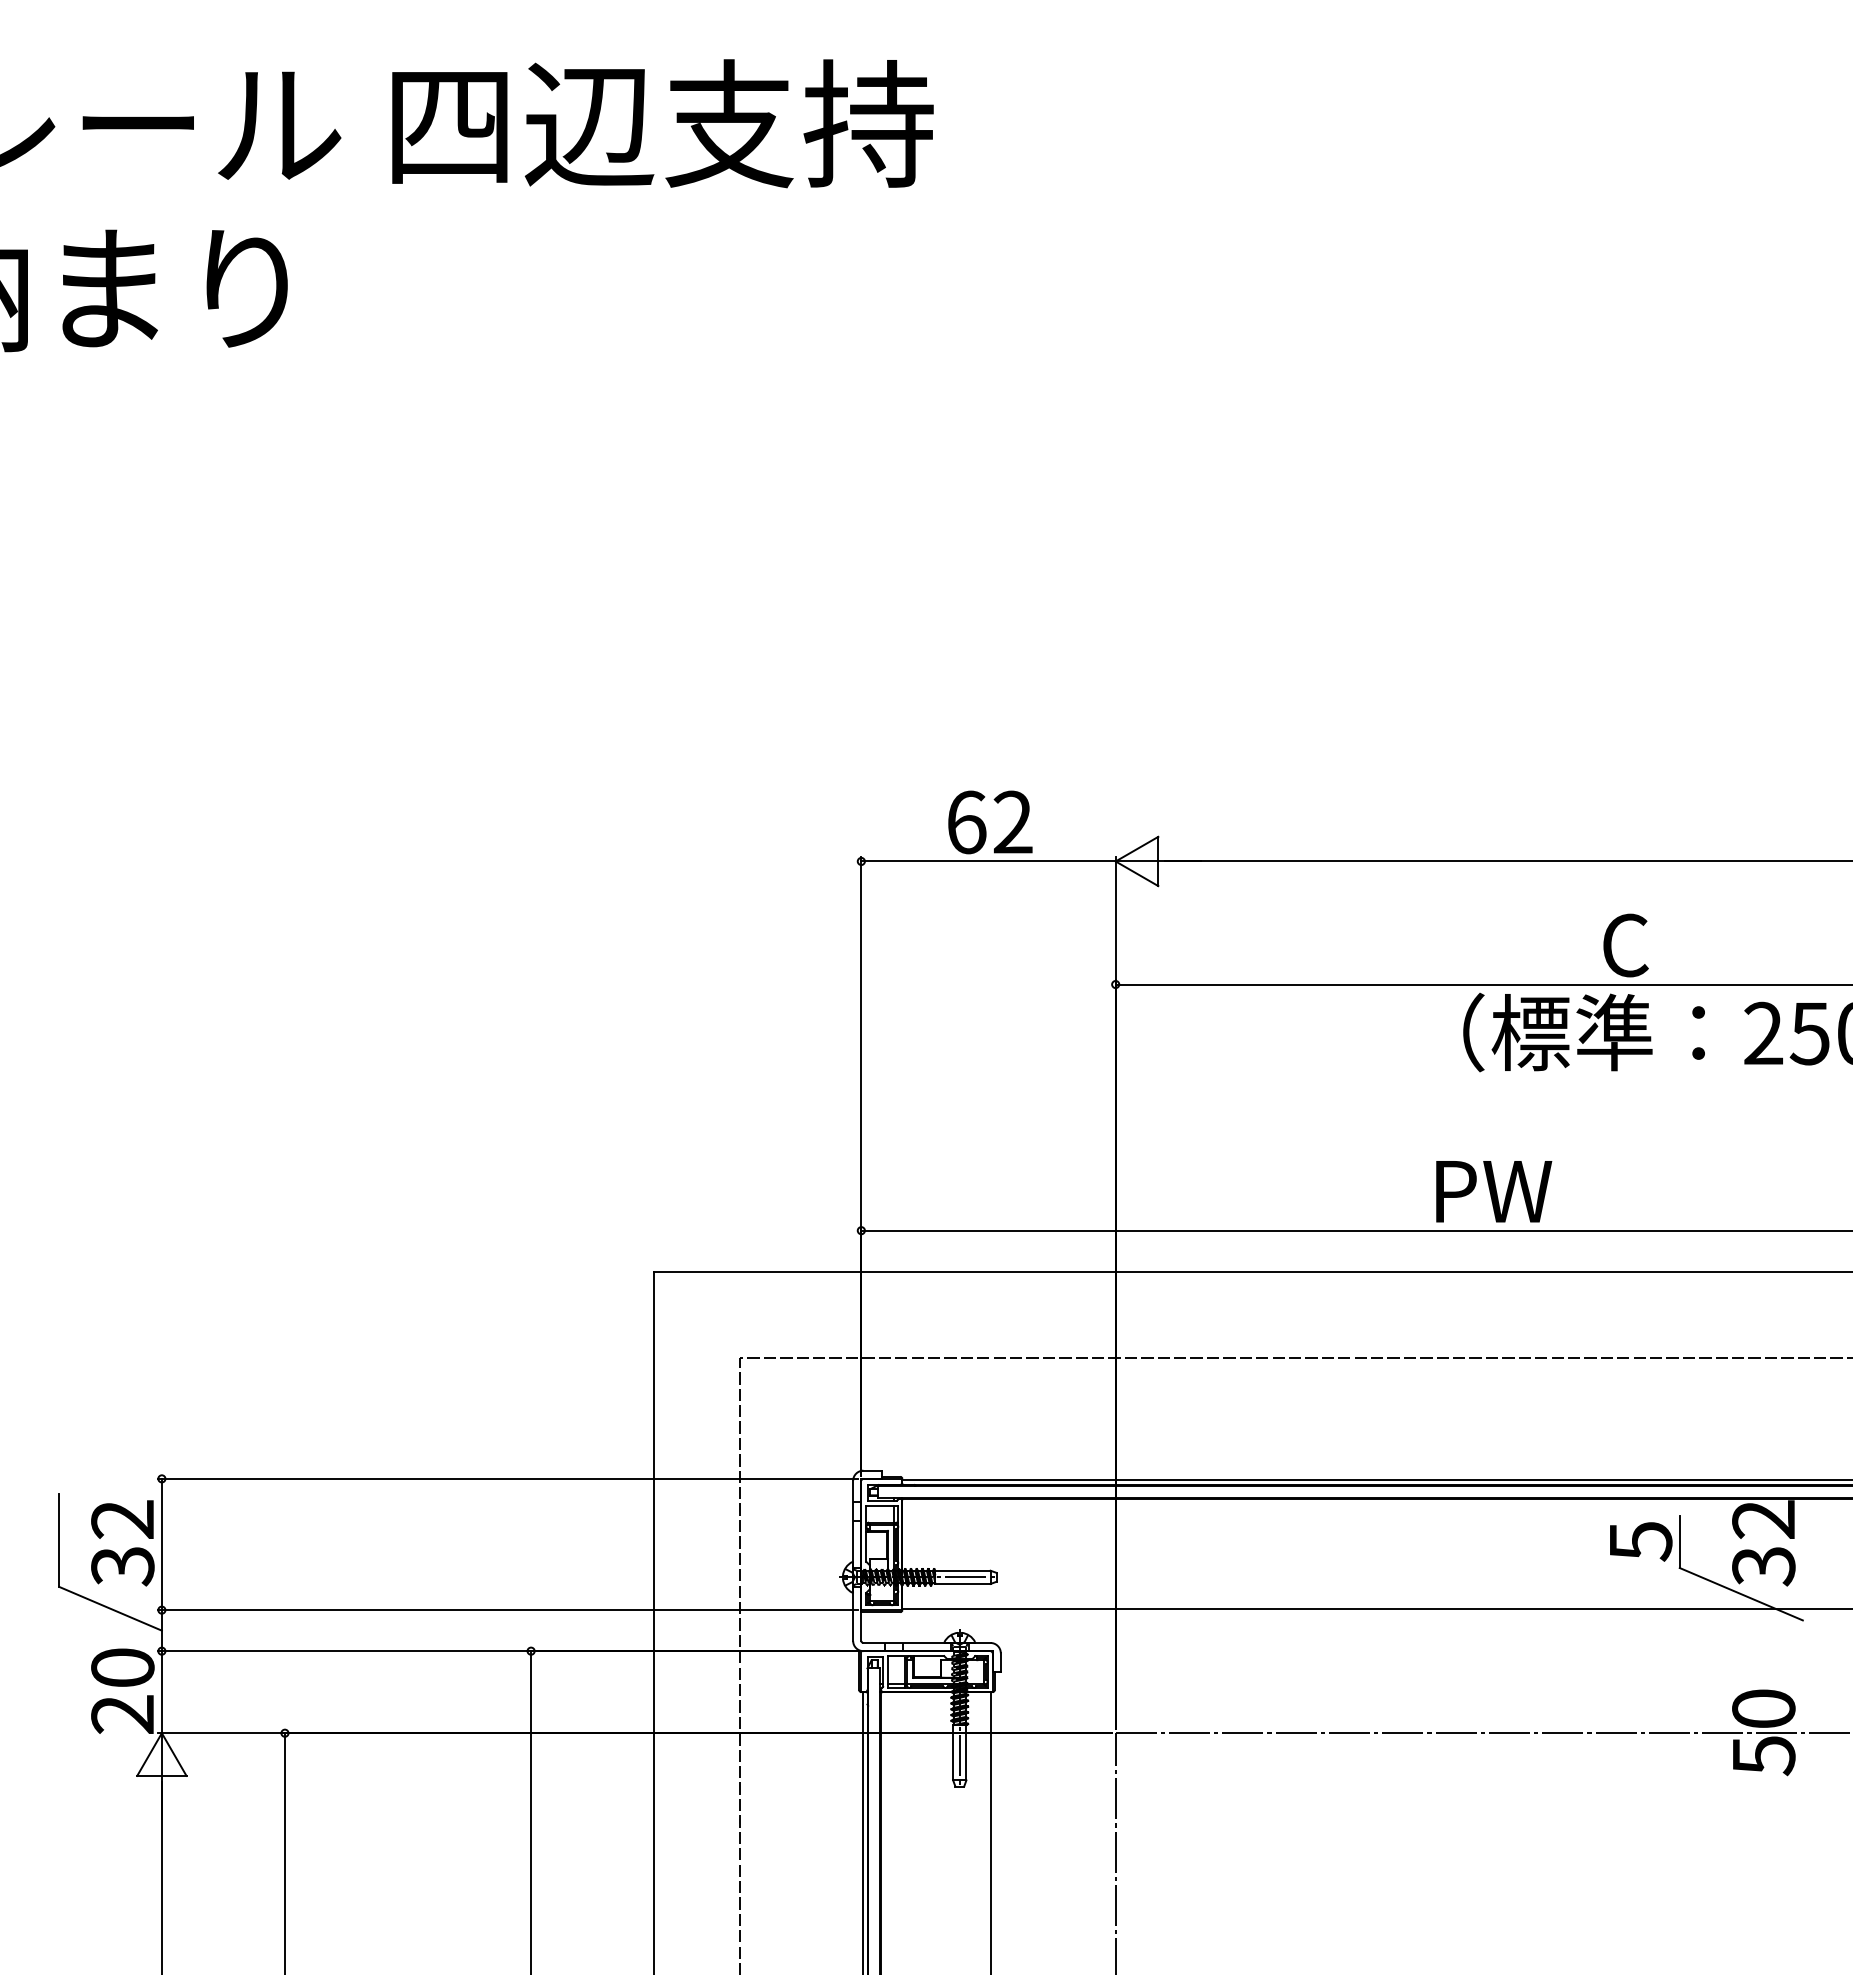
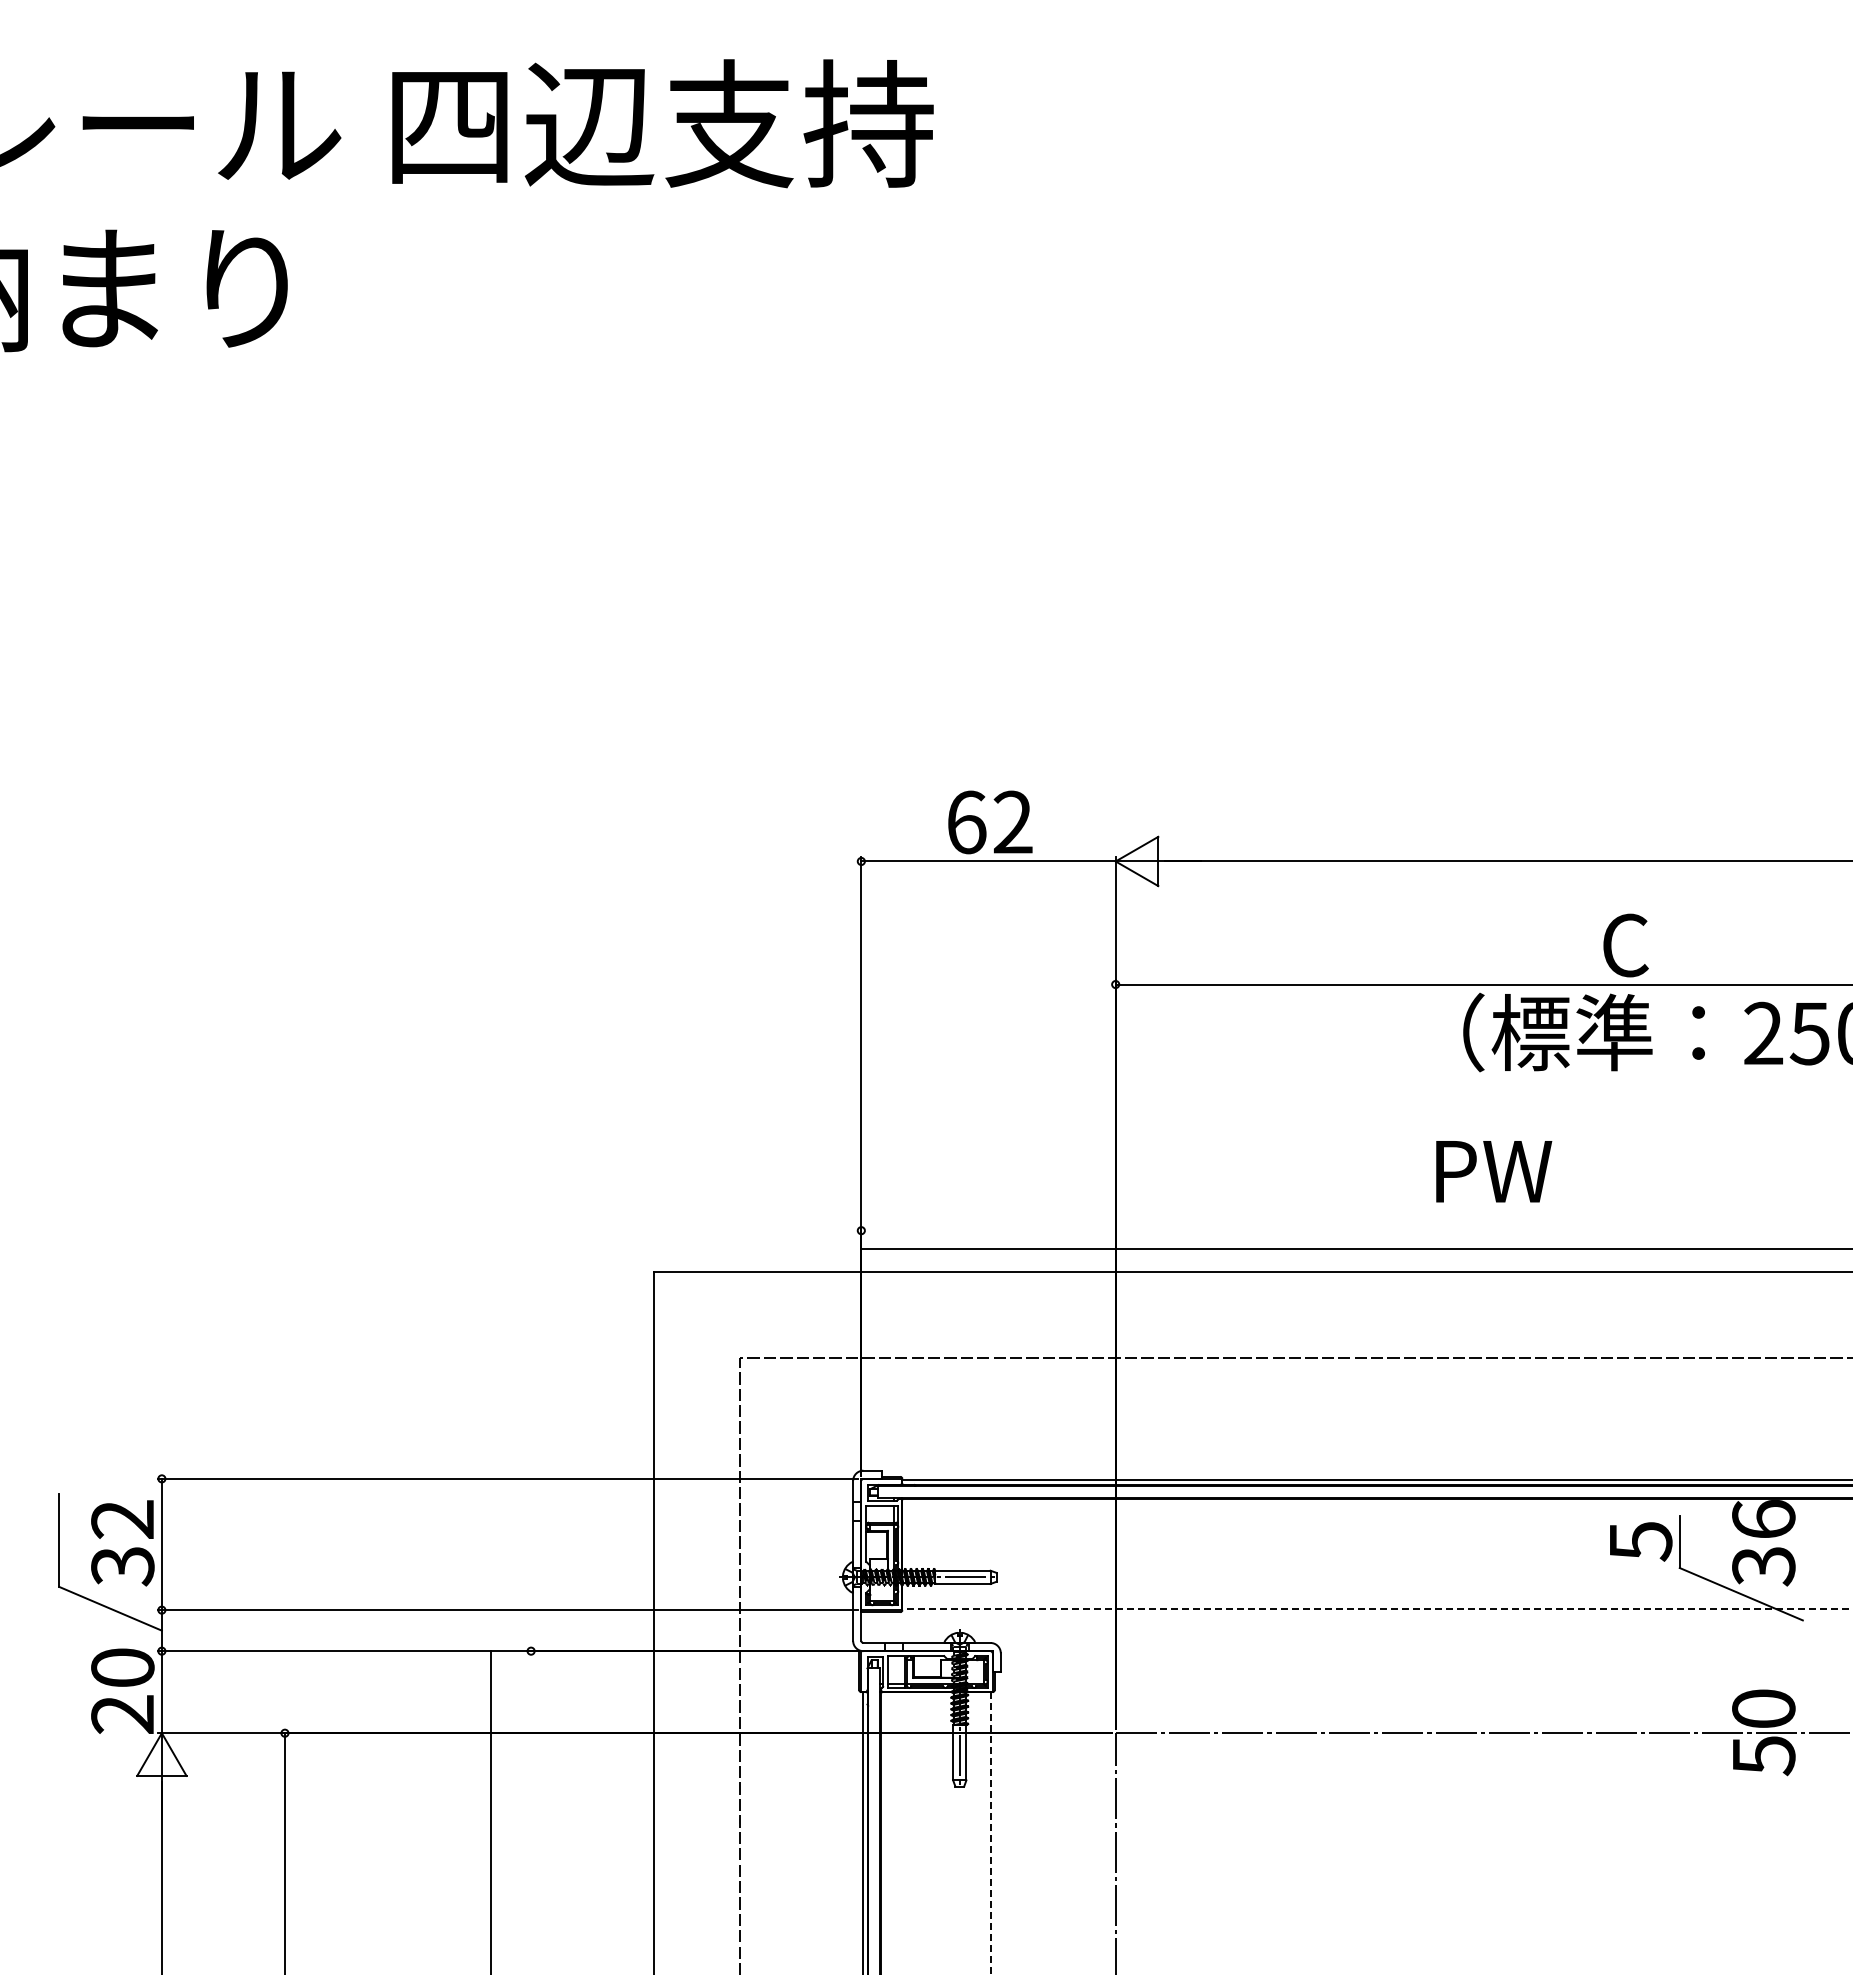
text position: (1494, 1191) -> (1494, 1171) (1494, 1171)
line position: (1355, 1230) -> (1355, 1248) (1355, 1248)
text: 32 -> 36 (1763, 1519)
line: solid -> dashed (1377, 1608)
line position: (531, 1811) -> (491, 1811) (491, 1811)
line: solid -> dashed (991, 1834)
